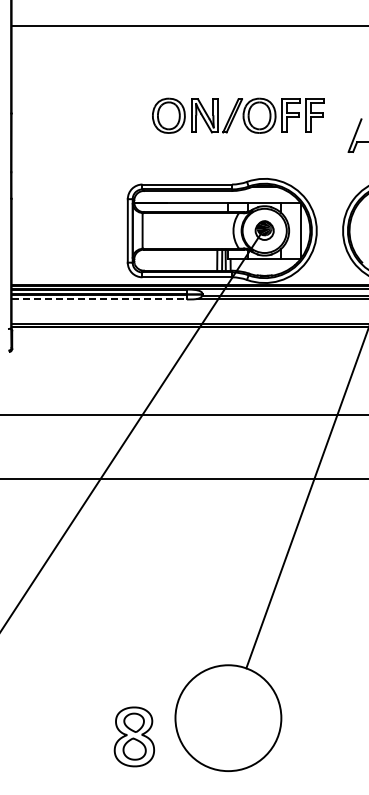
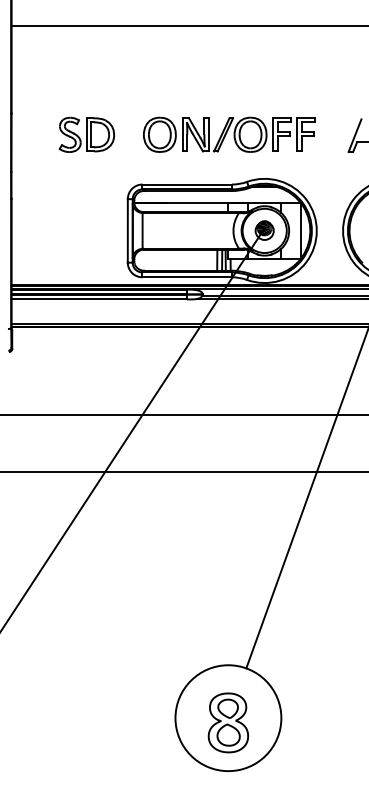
part position: (238, 115) -> (229, 134) (229, 134)
part: none -> present (86, 134)
line: dashed -> solid (99, 299)
line position: (183, 479) -> (183, 472) (183, 472)
part position: (133, 736) -> (227, 722) (227, 722)
